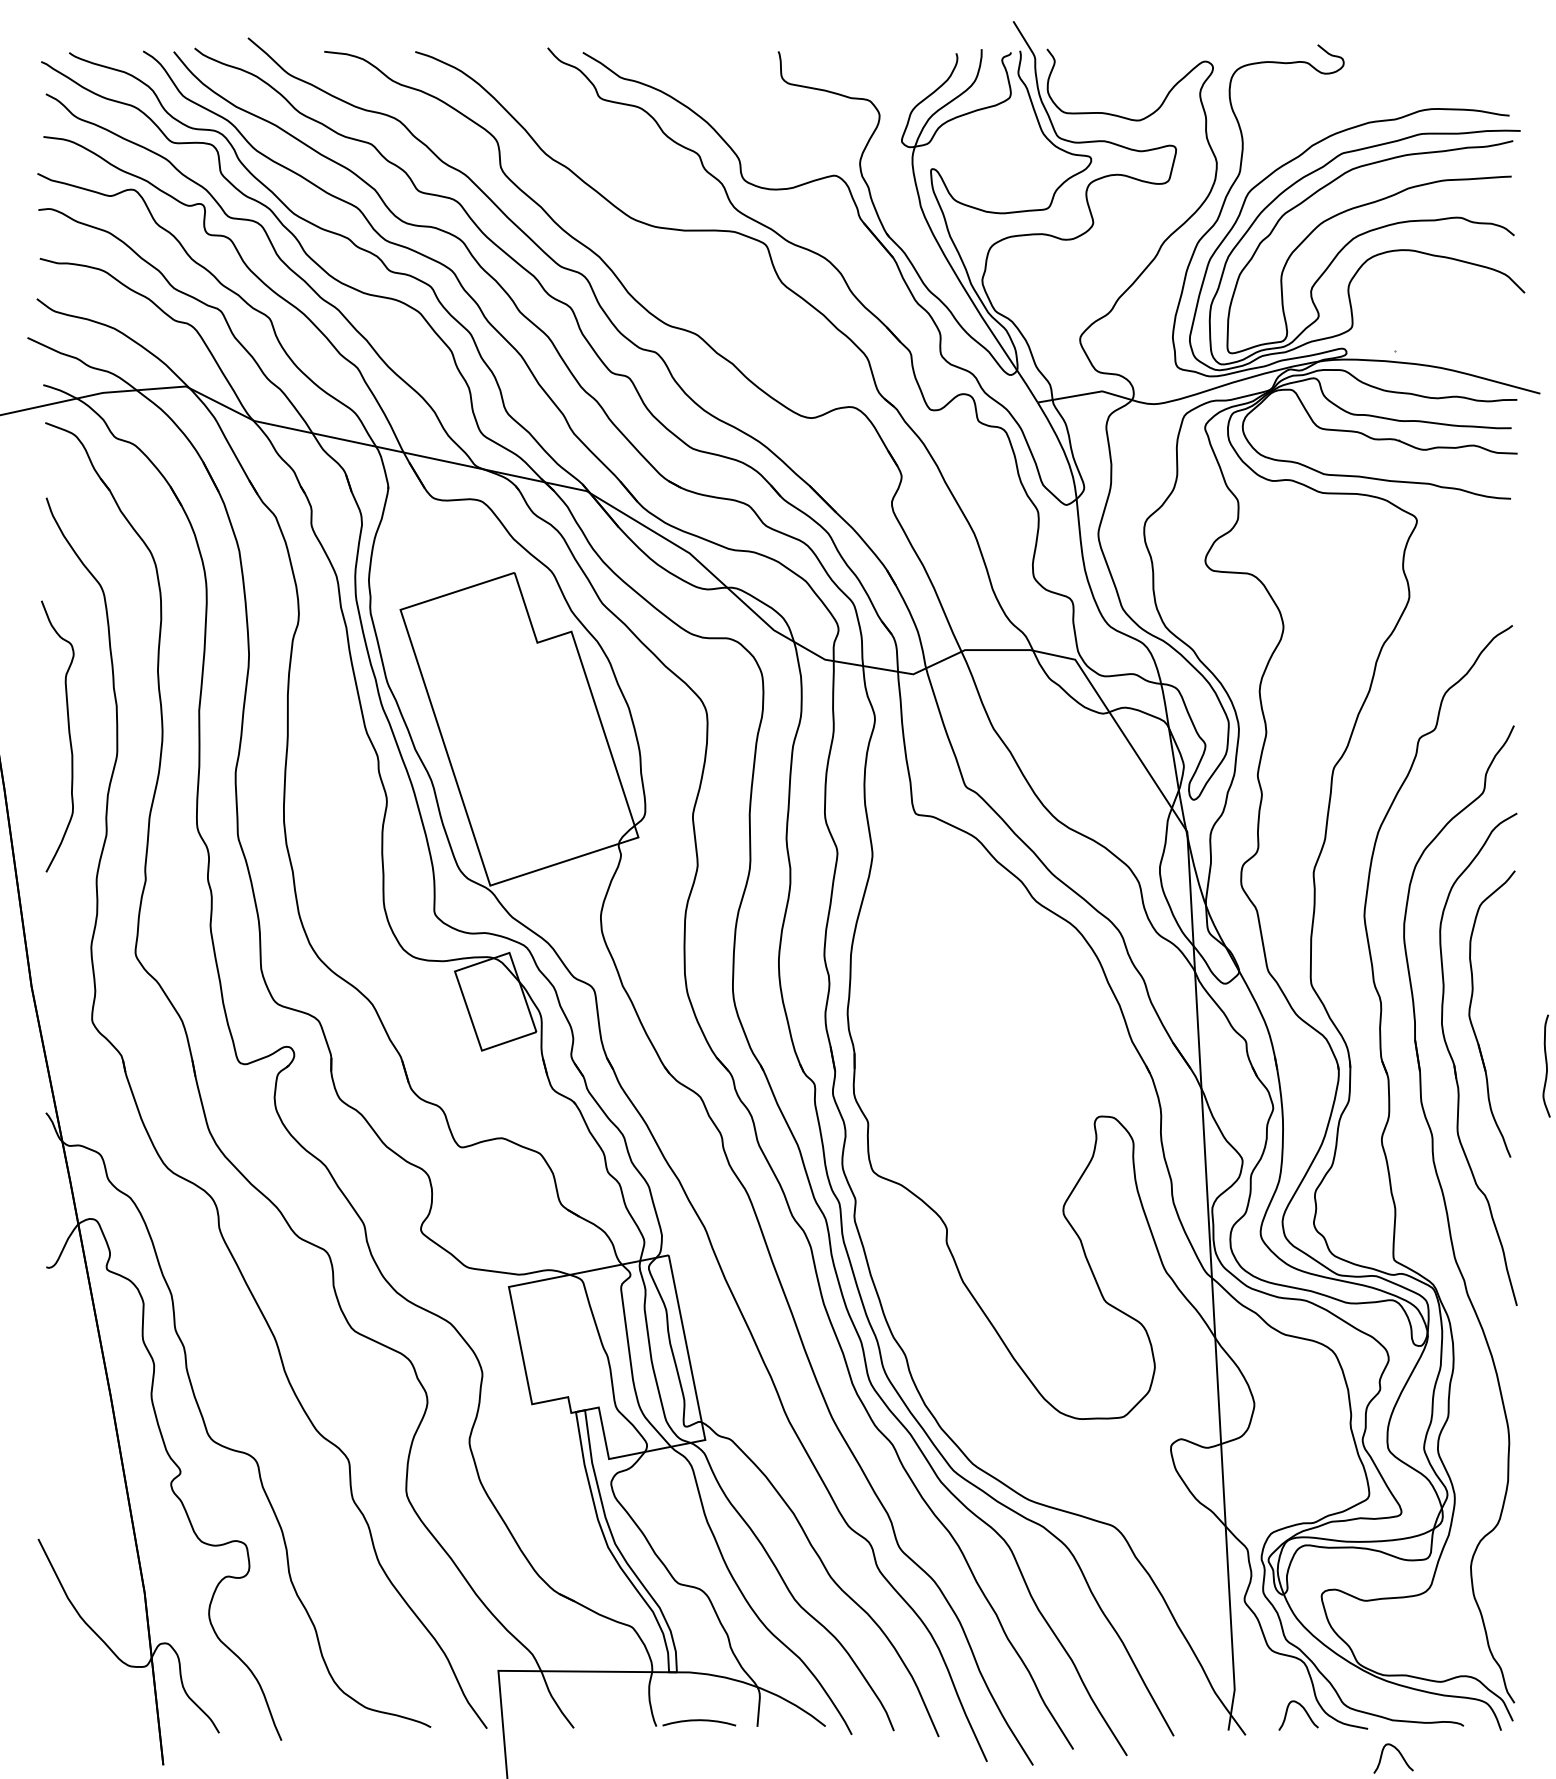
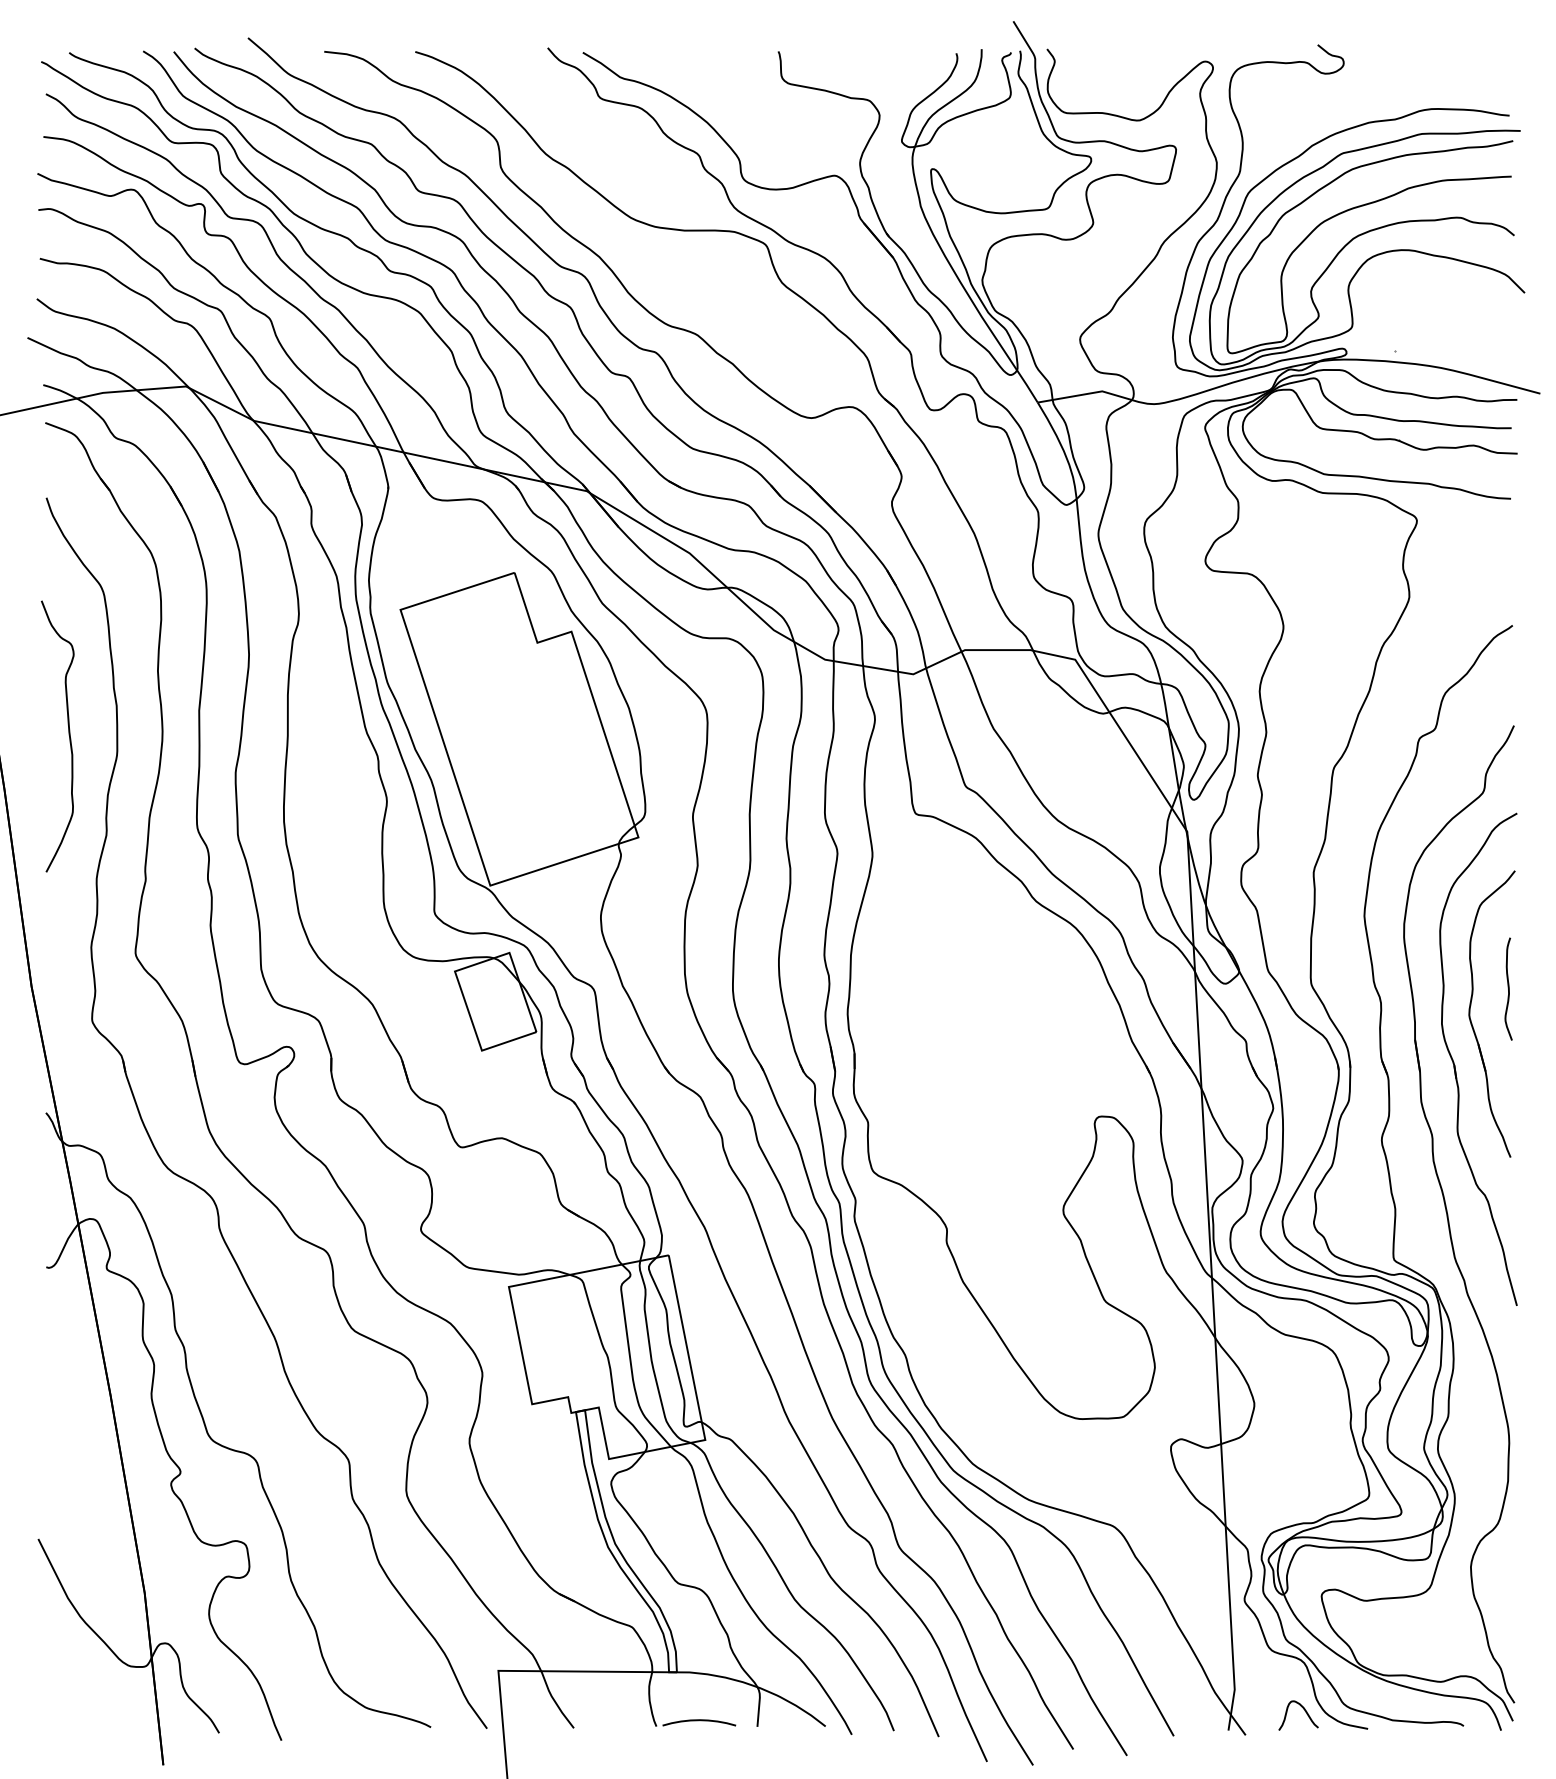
curve position: (1546, 1065) -> (1508, 988) (1508, 988)
curve: present -> none (1400, 1755)
